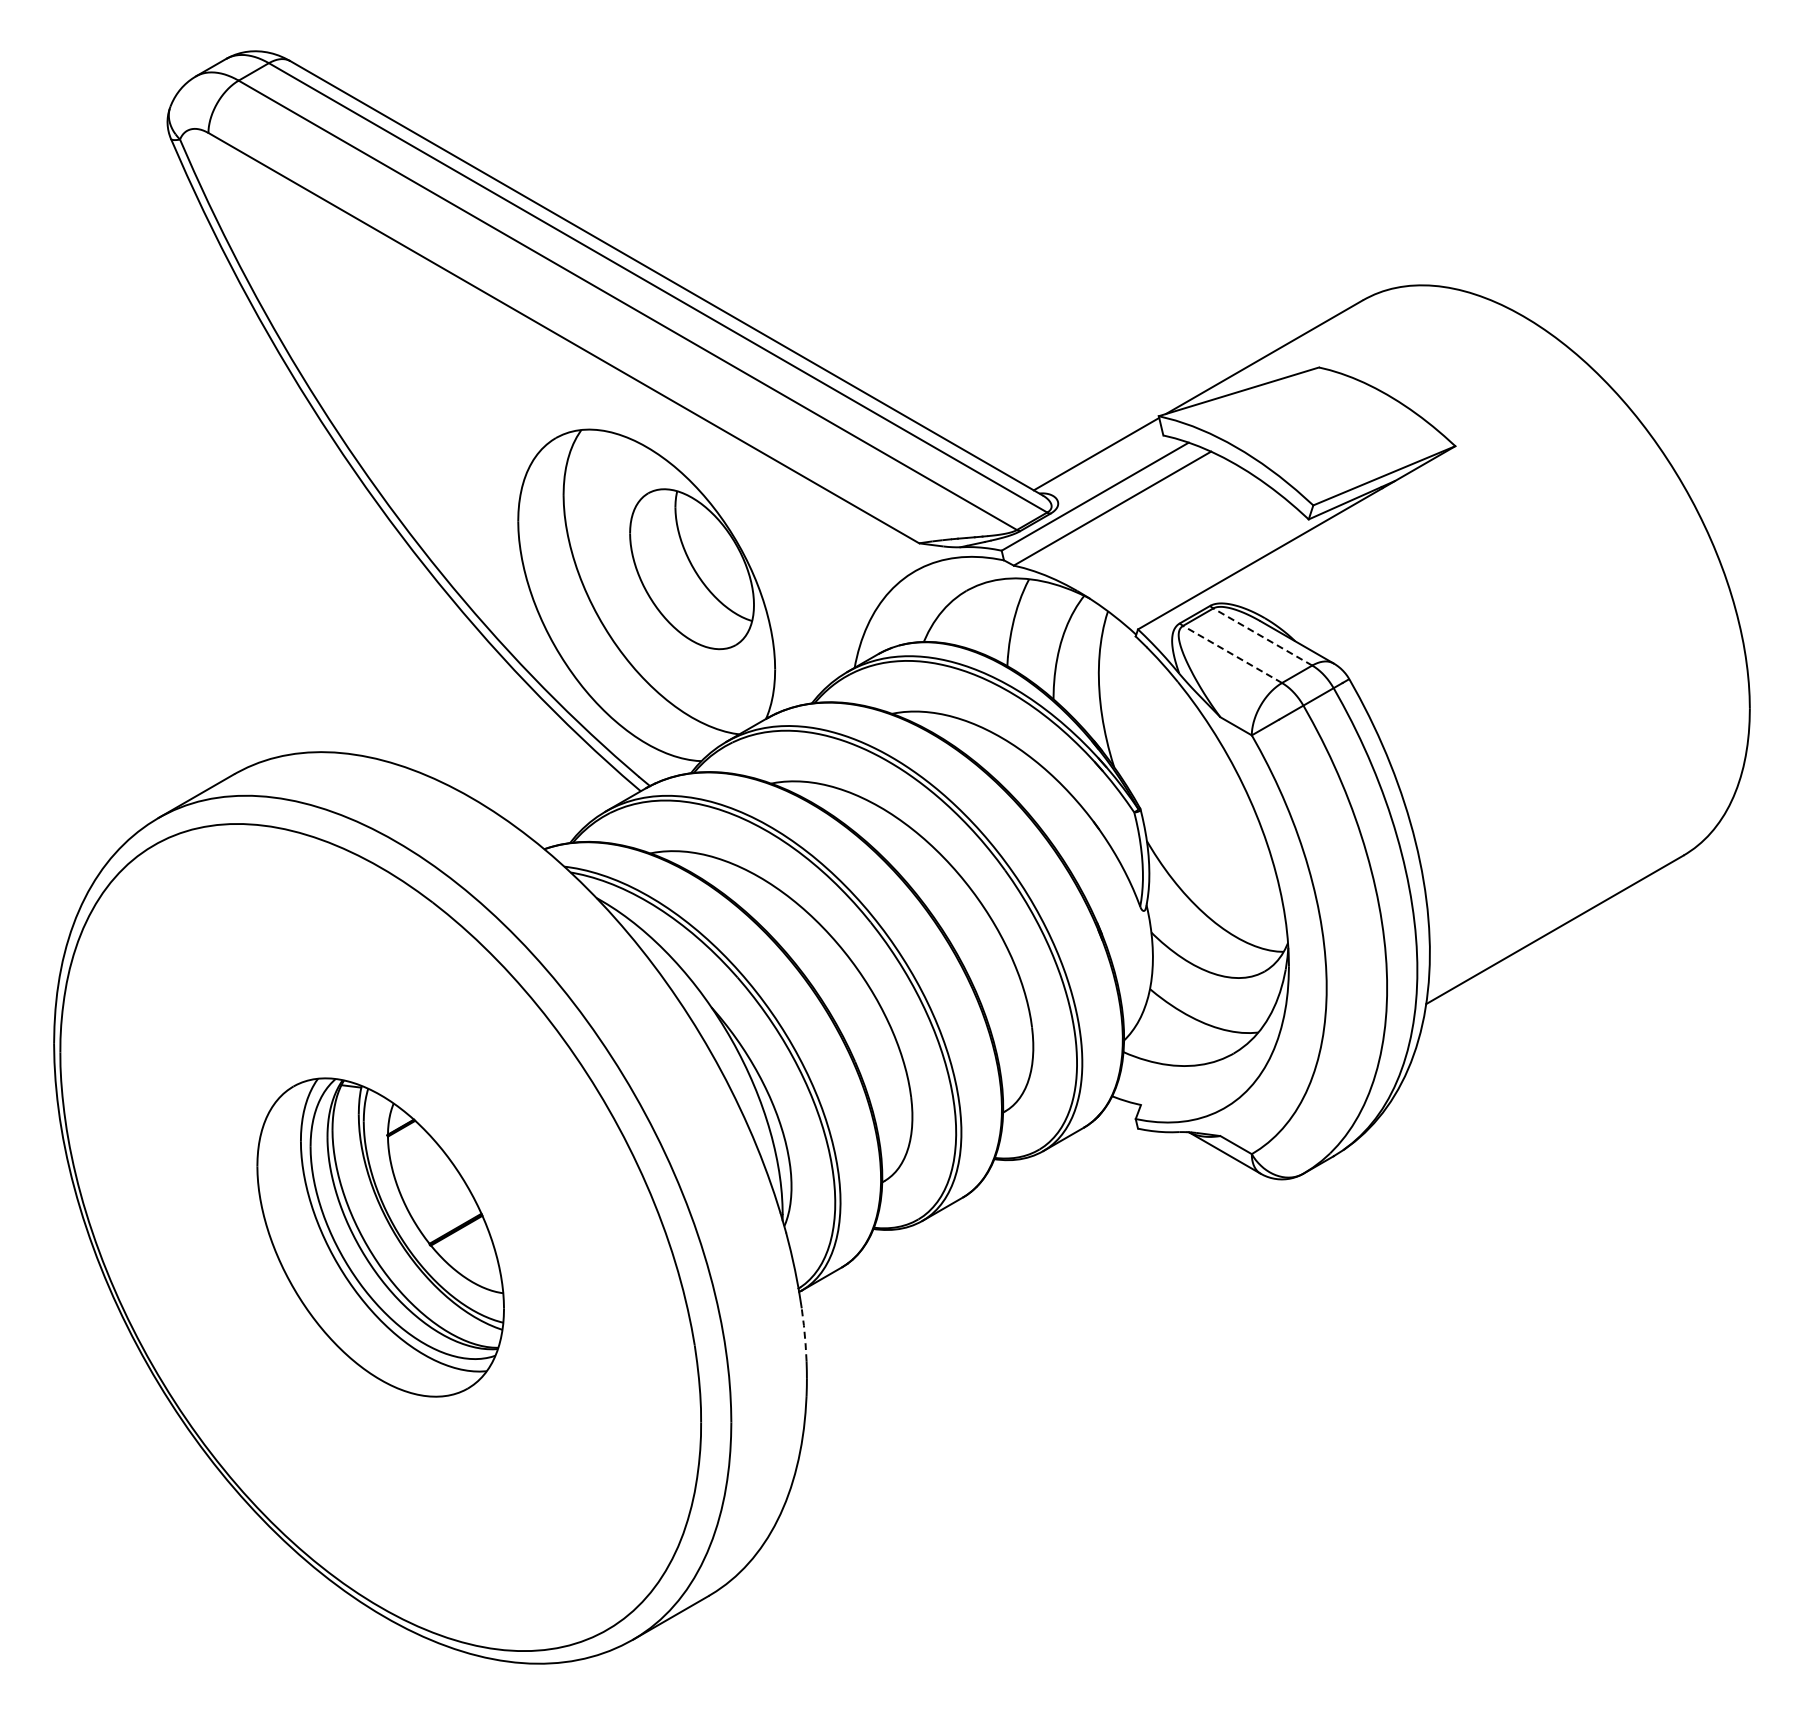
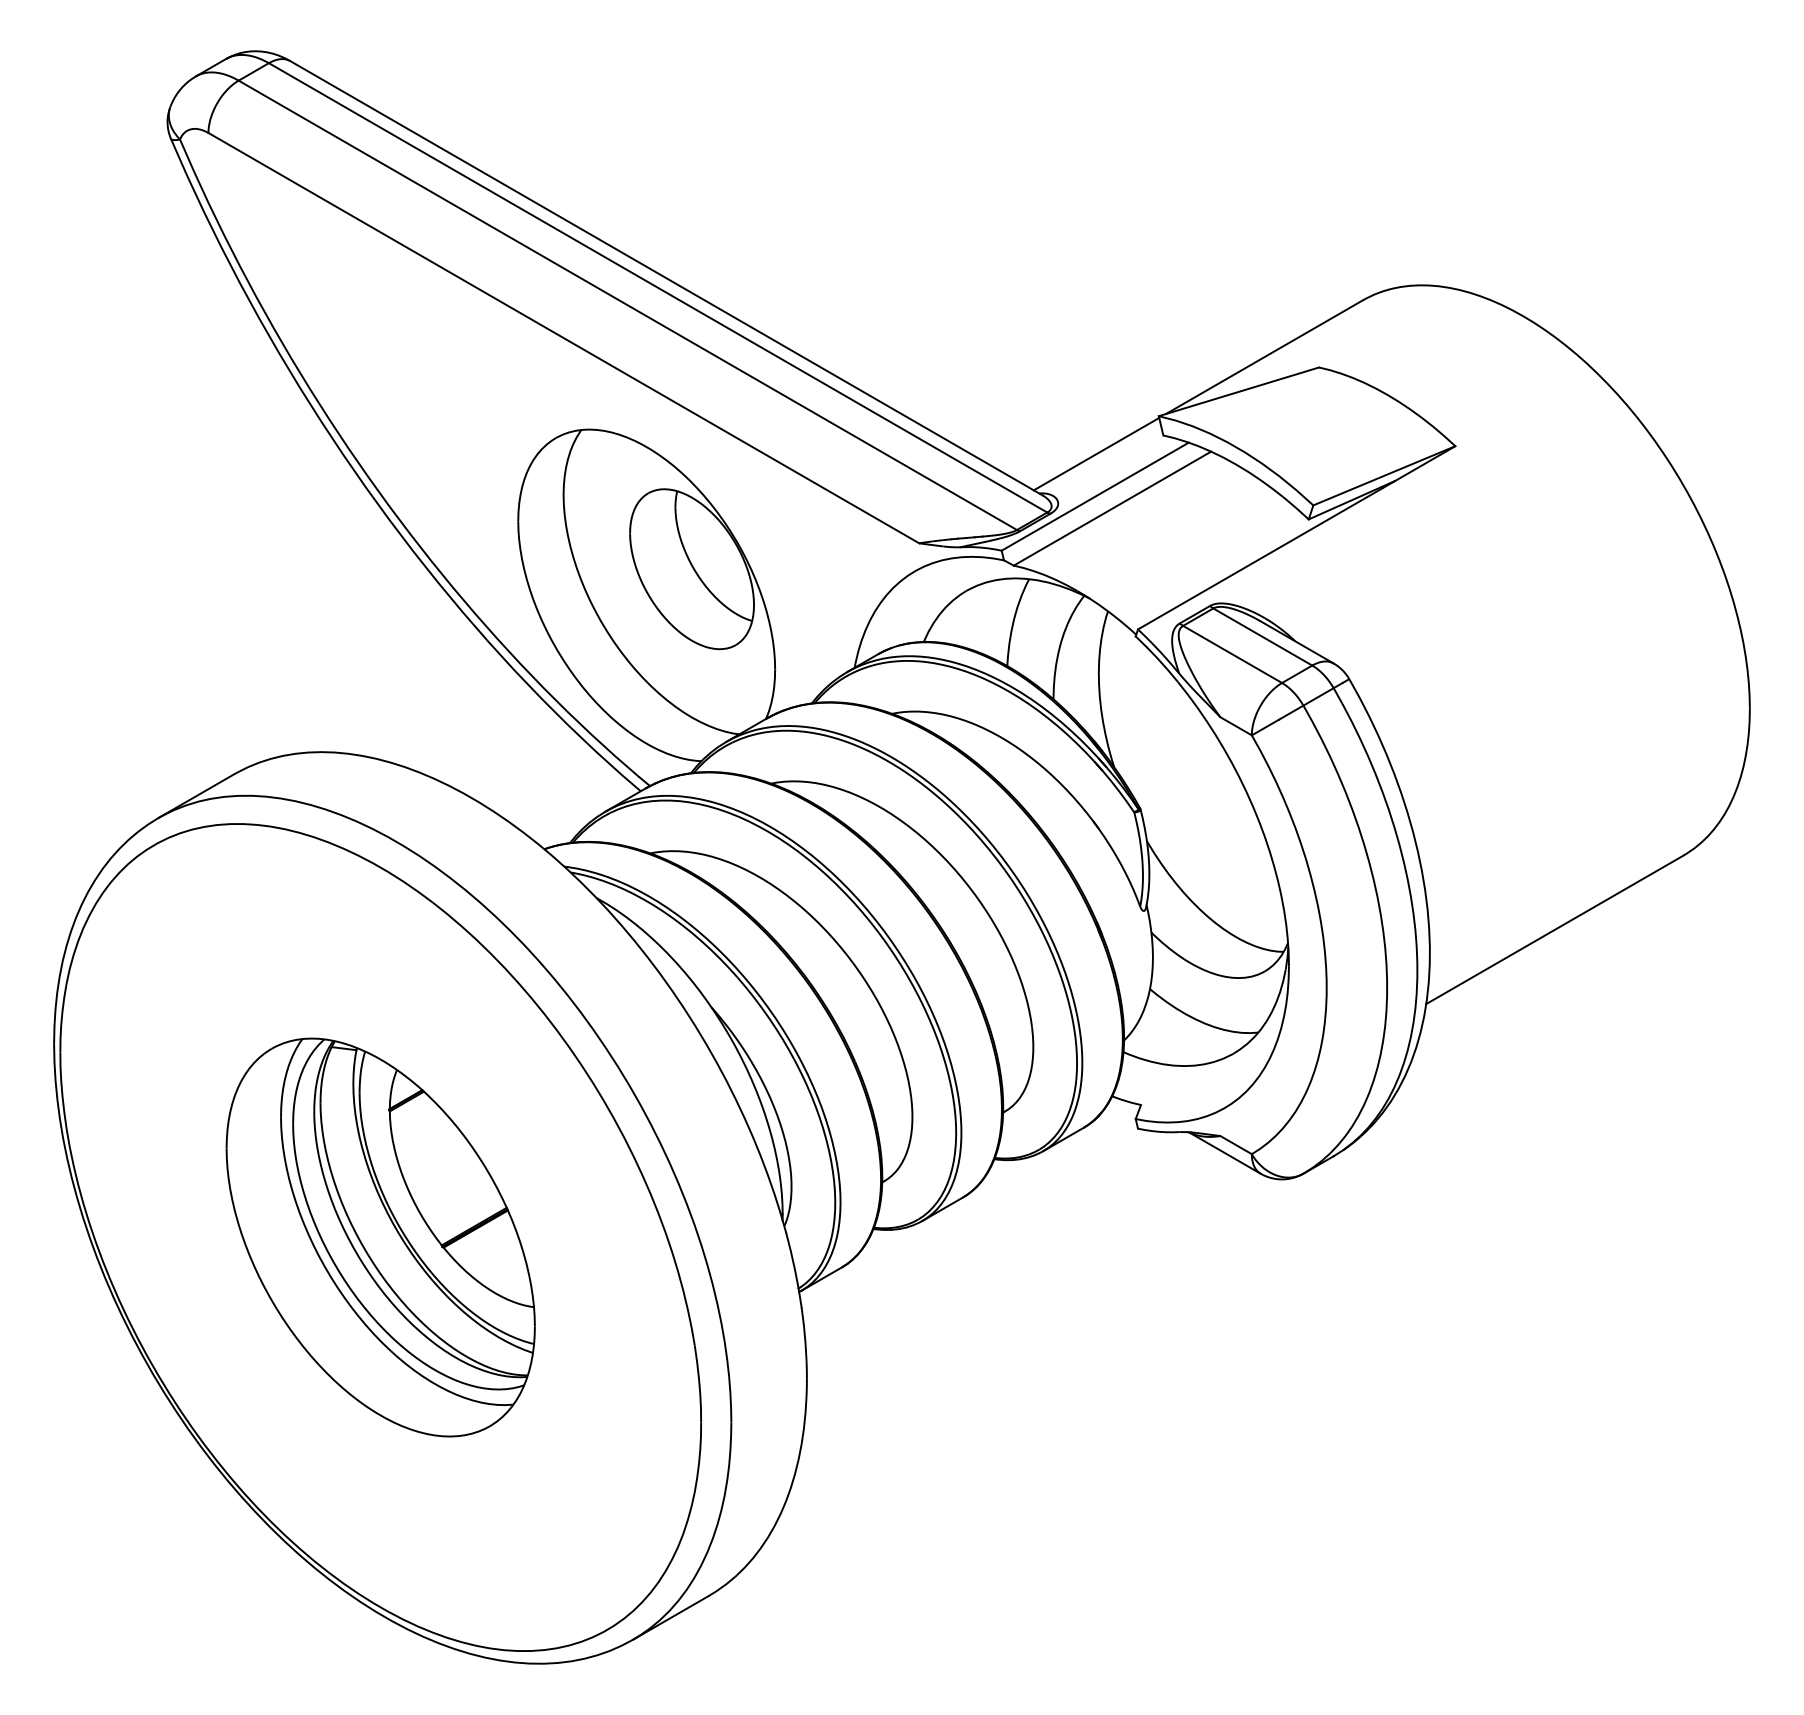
line: dashed -> solid (1262, 636)
line: dashed -> solid (1232, 654)
part size: 249x321 px -> 311x401 px (380, 1237)
line: dashed -> solid (804, 1334)
